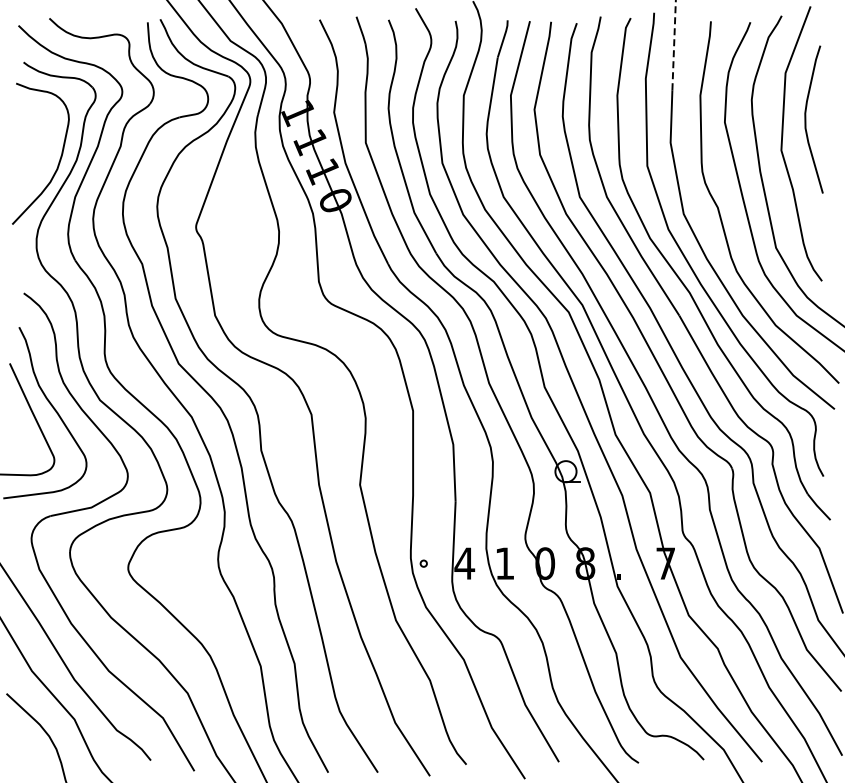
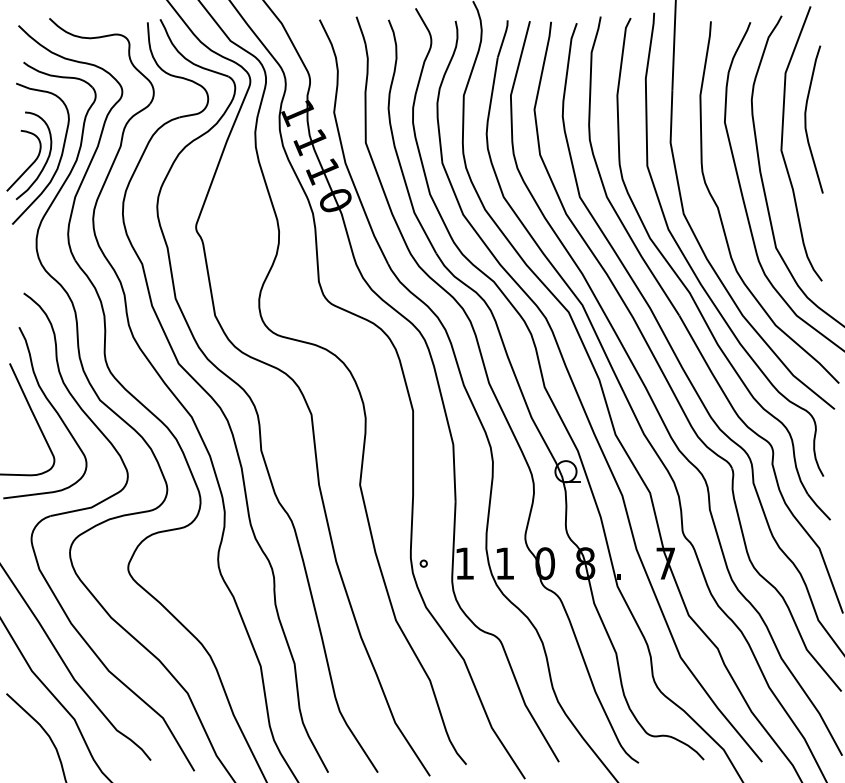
line: dashed -> solid (674, 45)
part: none -> present (35, 158)
text: 4 -> 1 (464, 563)
